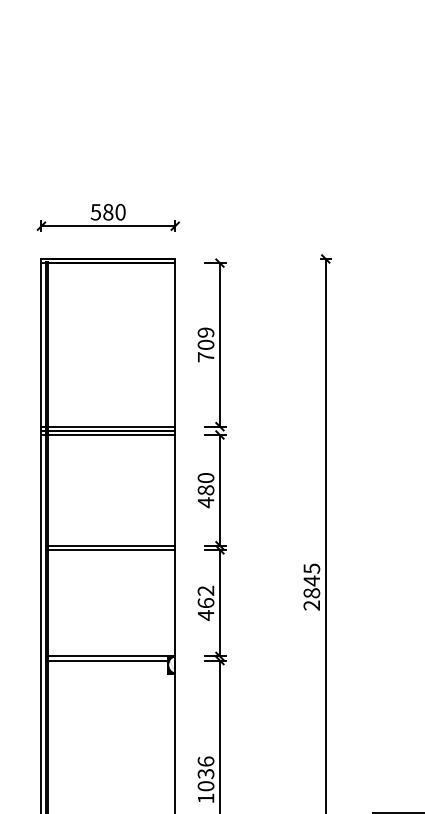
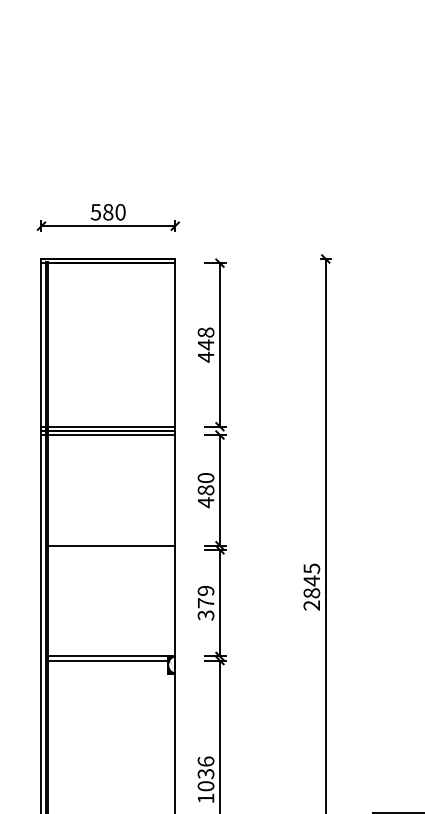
text: 709 -> 448 (205, 344)
line: present -> none (111, 549)
text: 462 -> 379 (205, 603)
